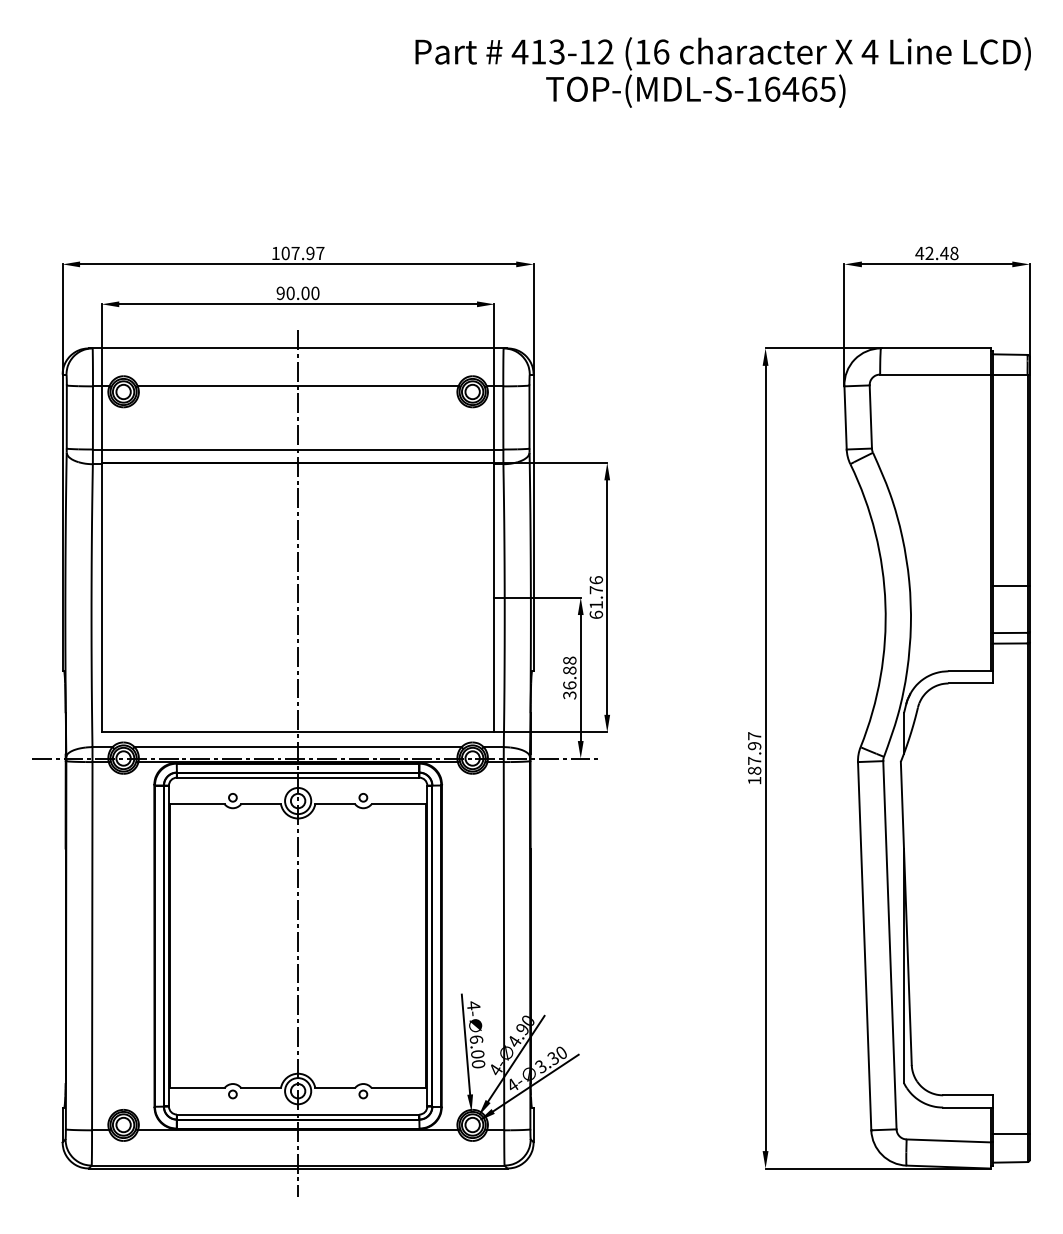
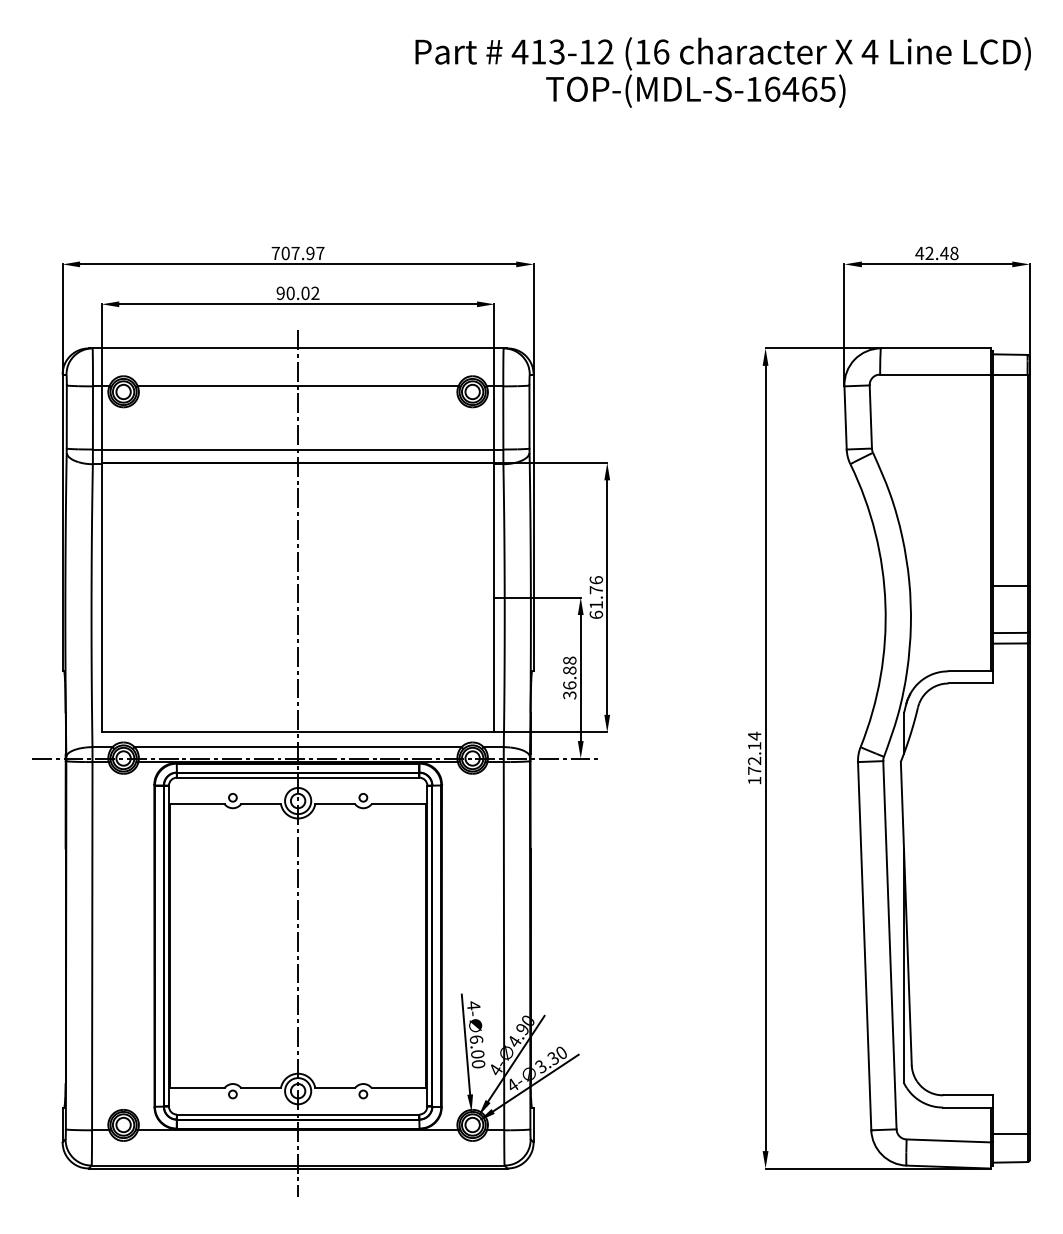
text: 107.97 -> 707.97 (275, 253)
text: 90.00 -> 90.02 (315, 293)
text: 187.97 -> 172.14 (754, 752)
